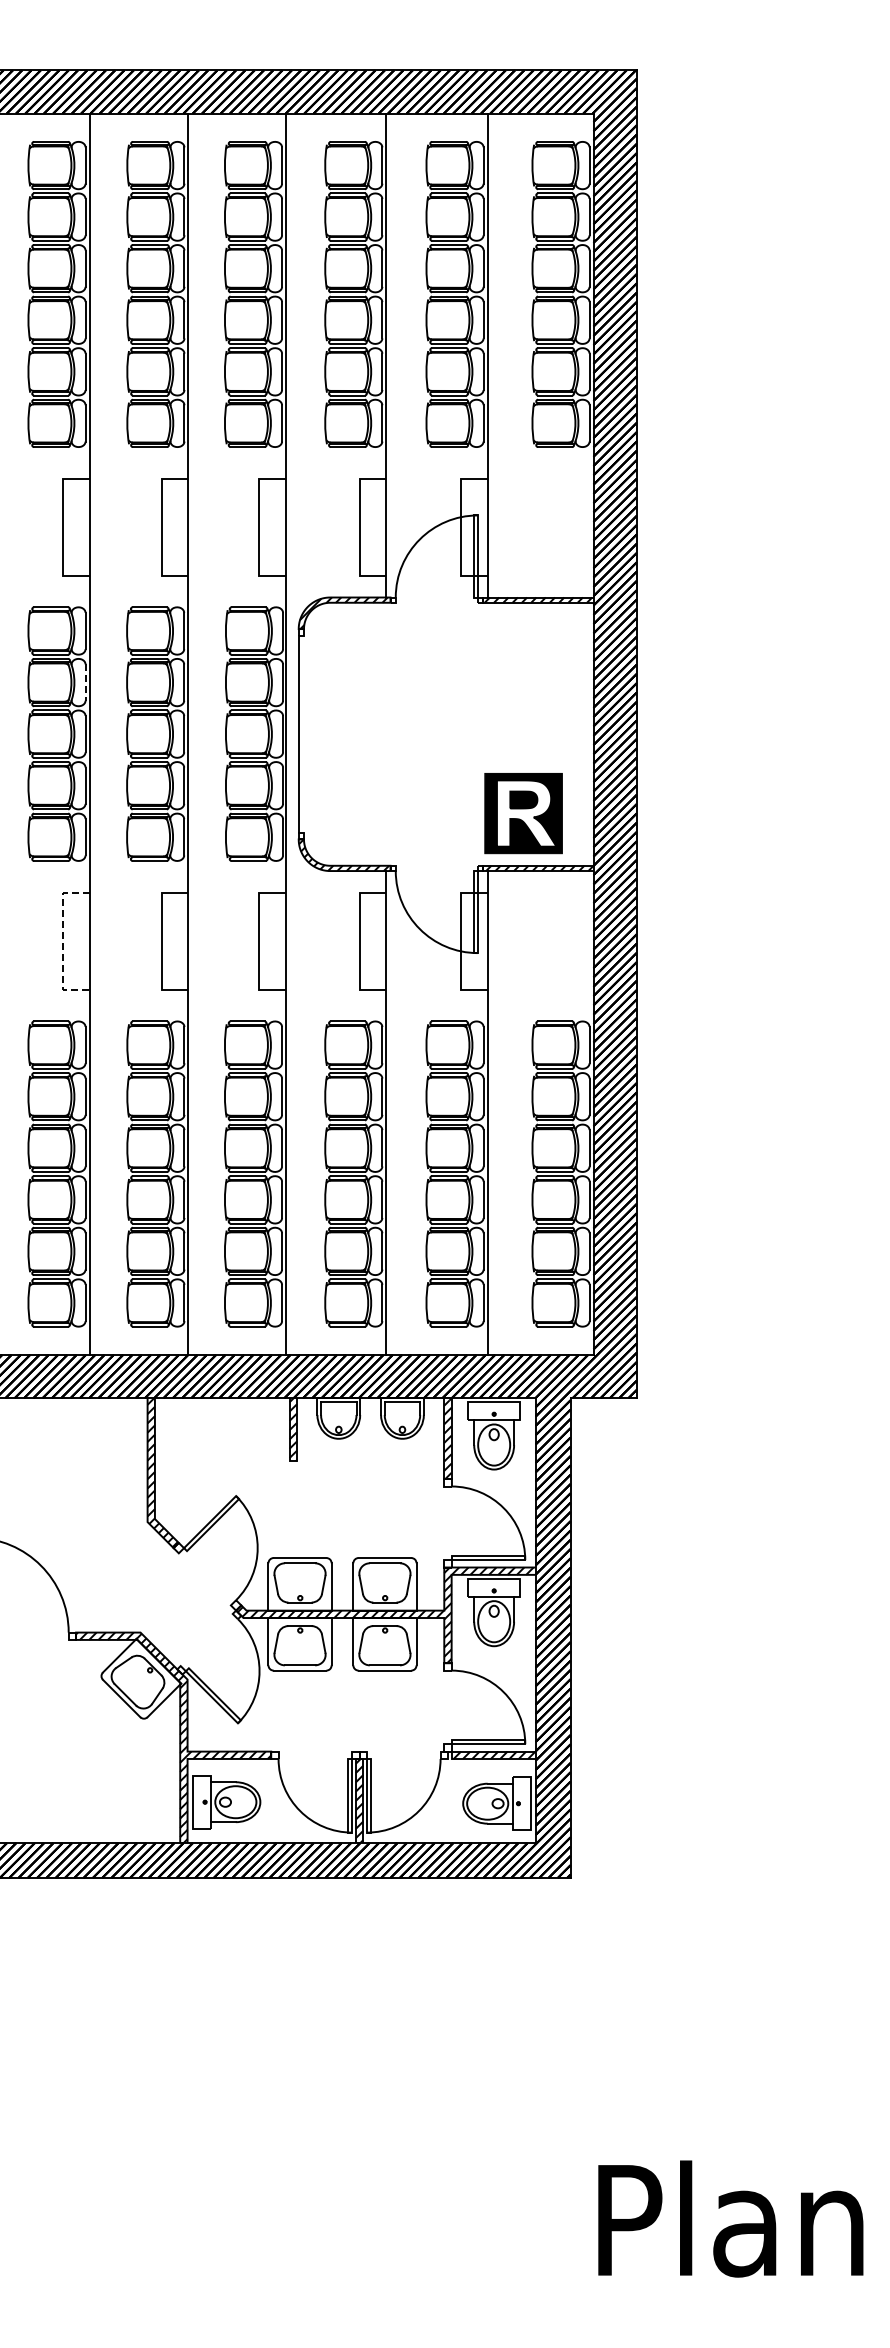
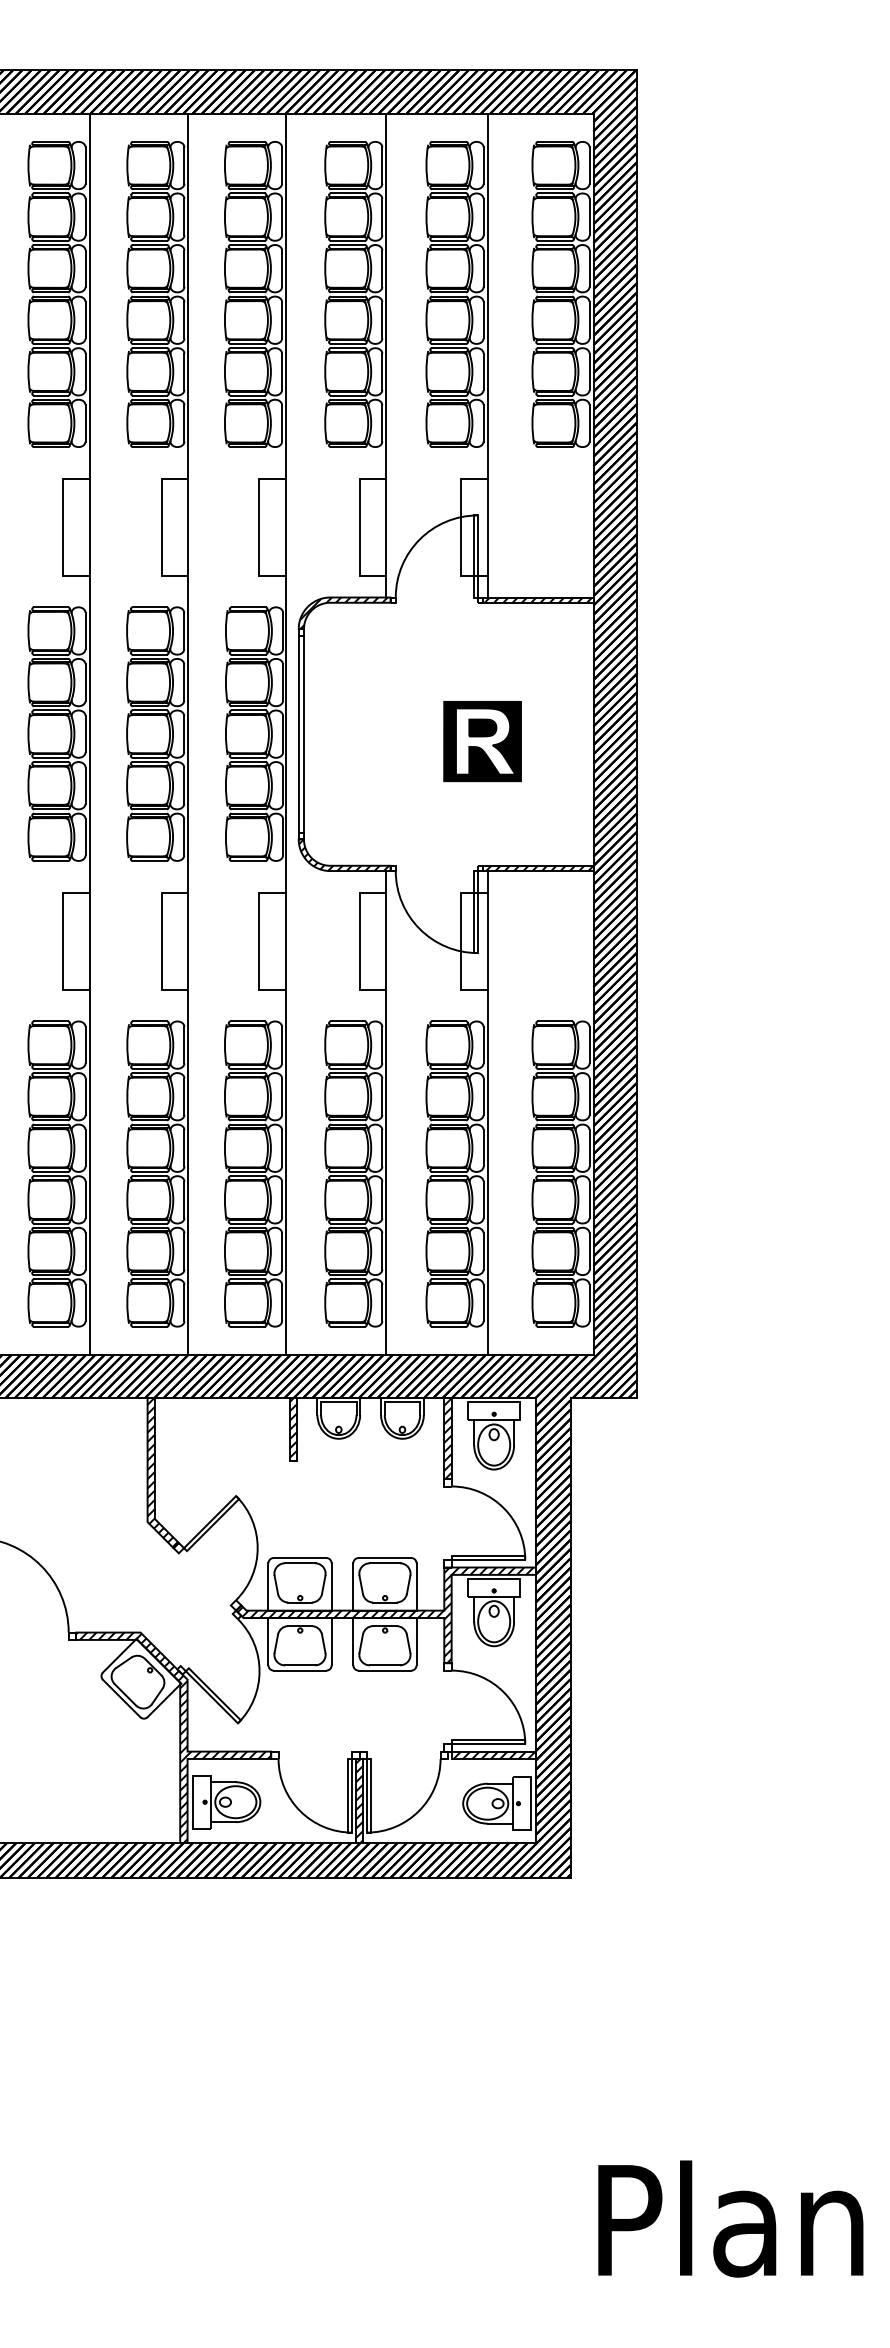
line: dashed -> solid (85, 683)
line: none -> present (304, 733)
part position: (523, 813) -> (482, 741) (482, 741)
line: dashed -> solid (62, 941)
